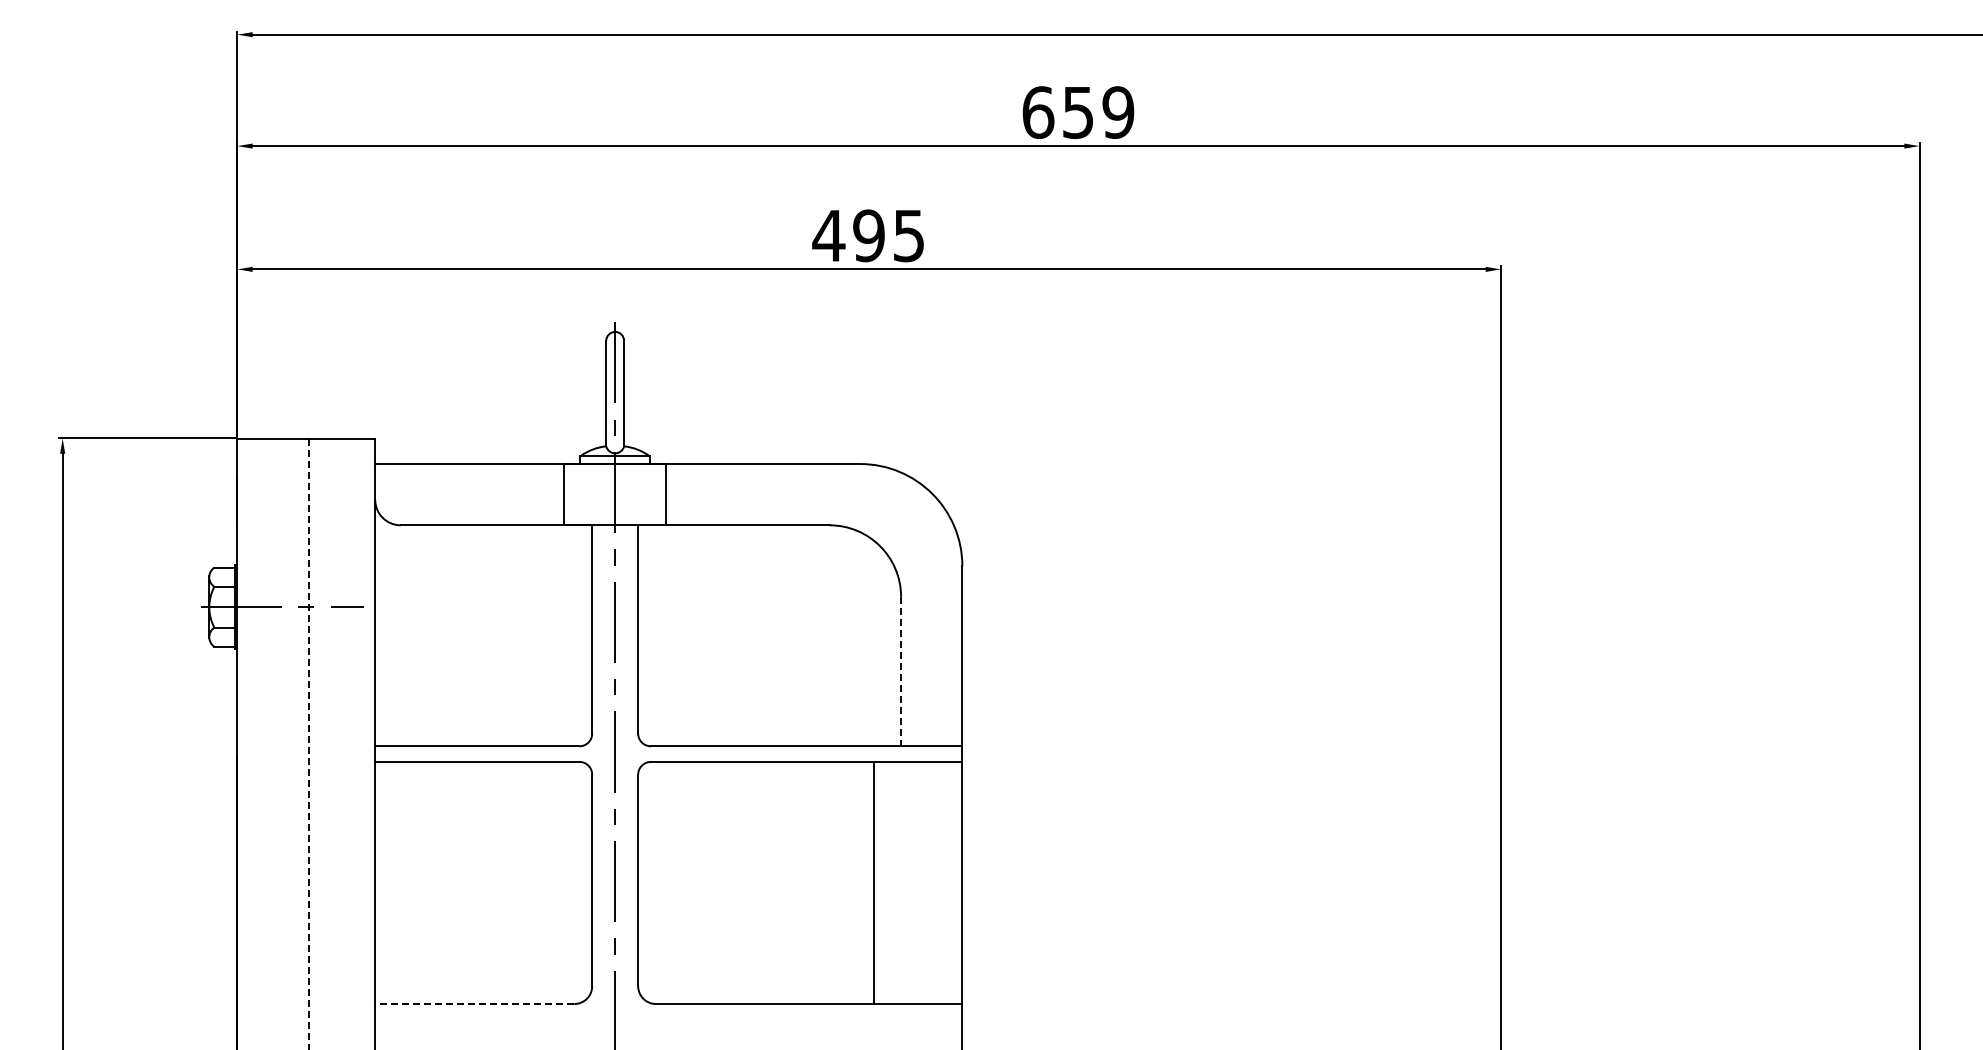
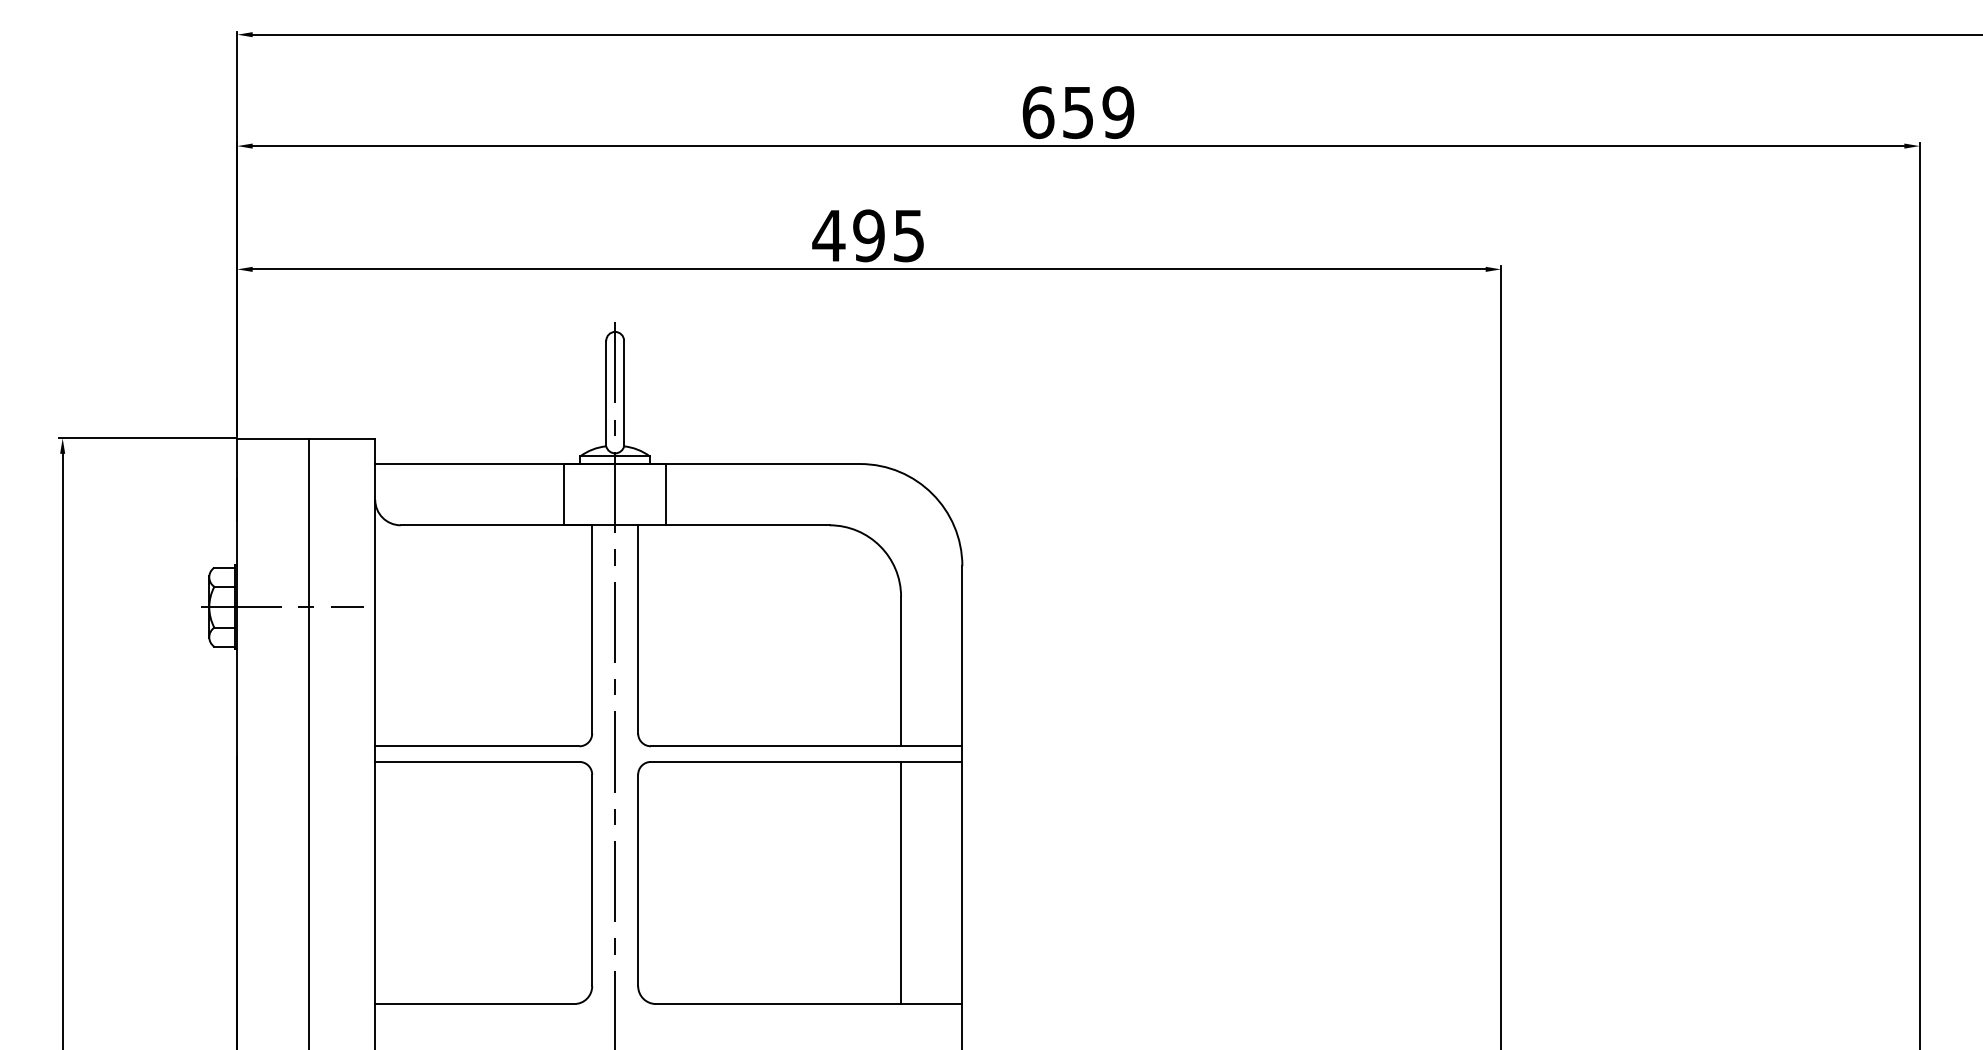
line: dashed -> solid (901, 671)
line: dashed -> solid (308, 744)
line position: (874, 882) -> (901, 882) (901, 882)
line: dashed -> solid (474, 1004)
